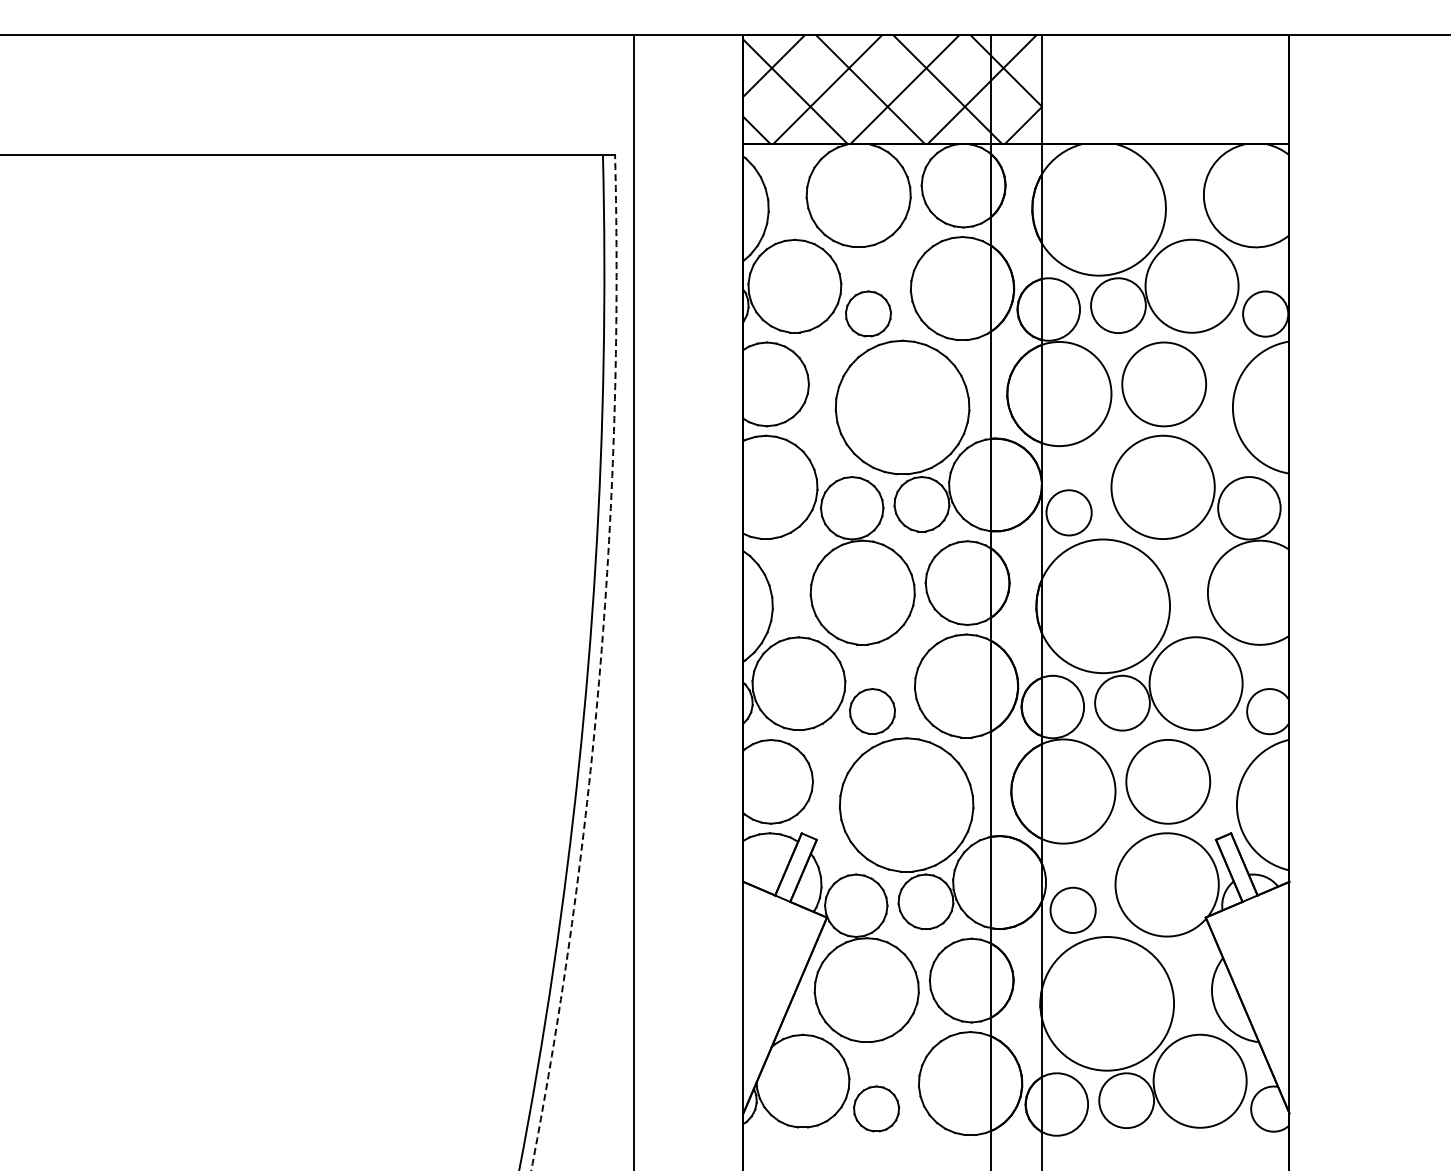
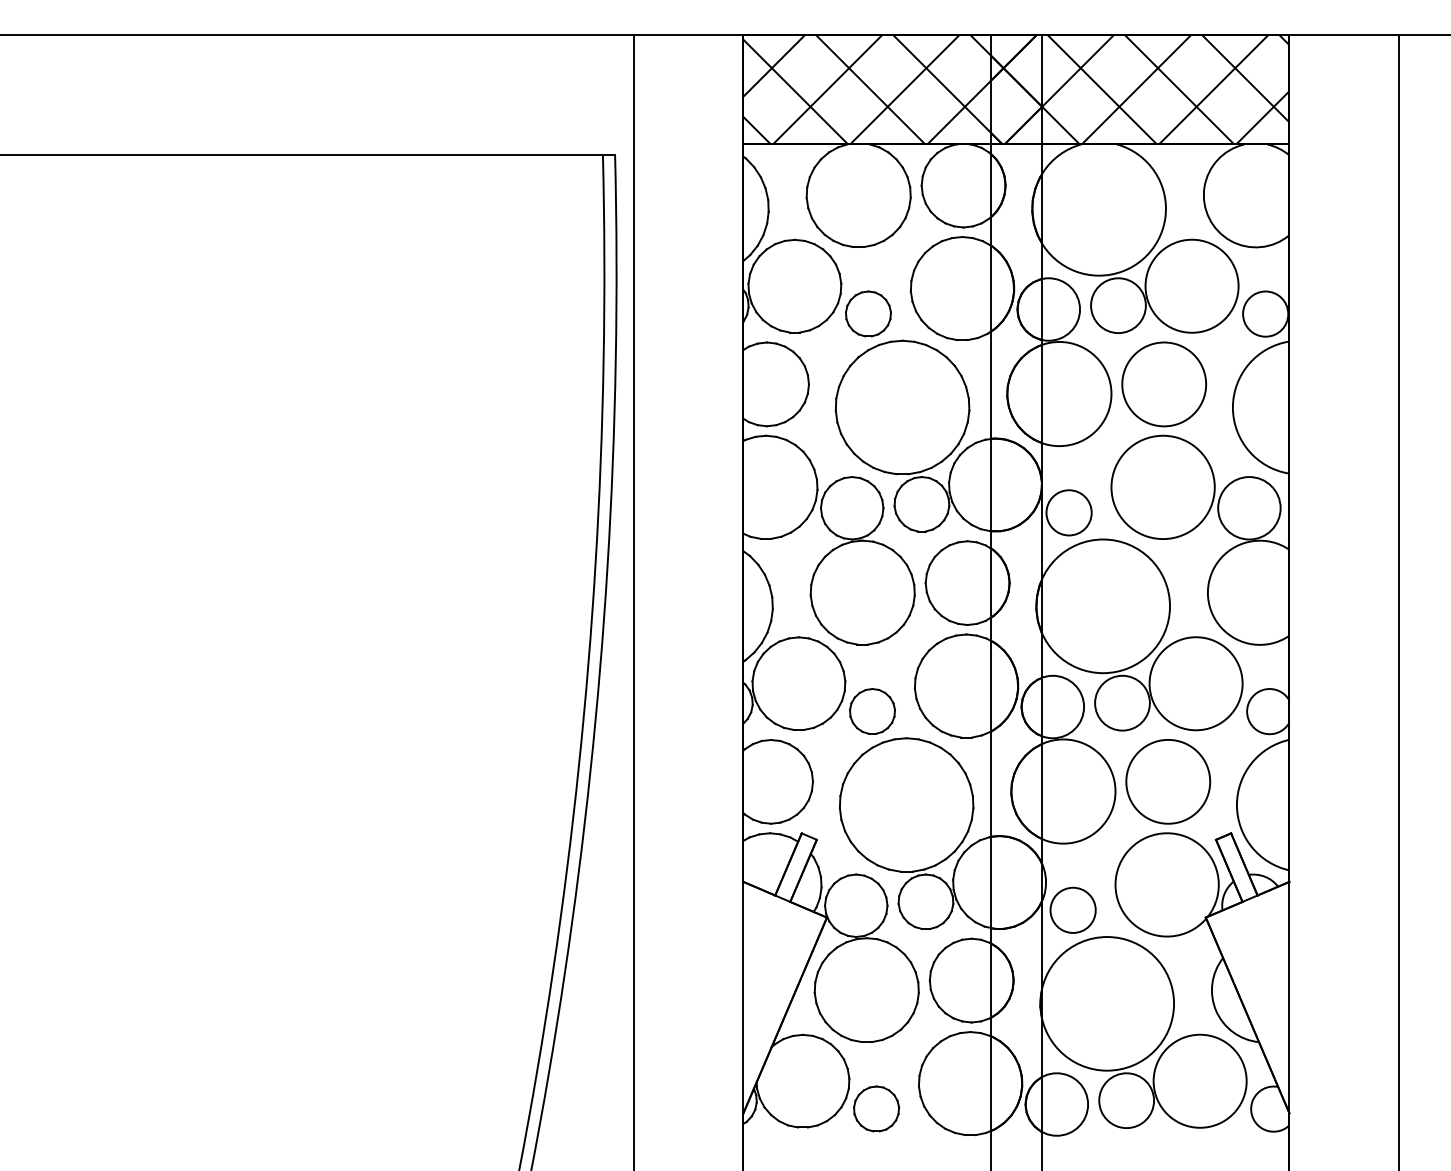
hatch: none -> present (1139, 89)
line: none -> present (1398, 601)
arc: dashed -> solid (600, 665)
